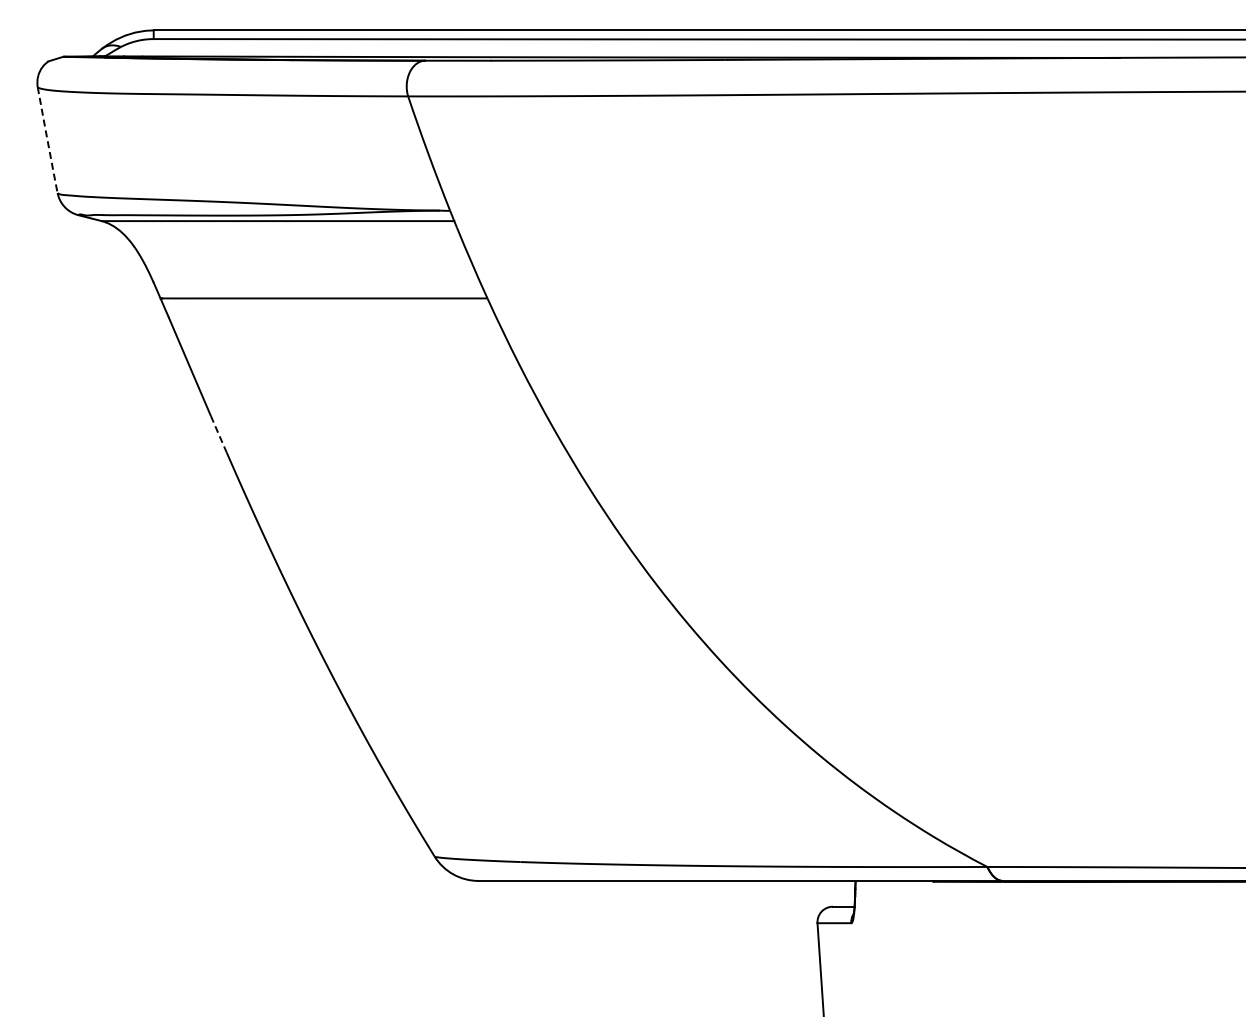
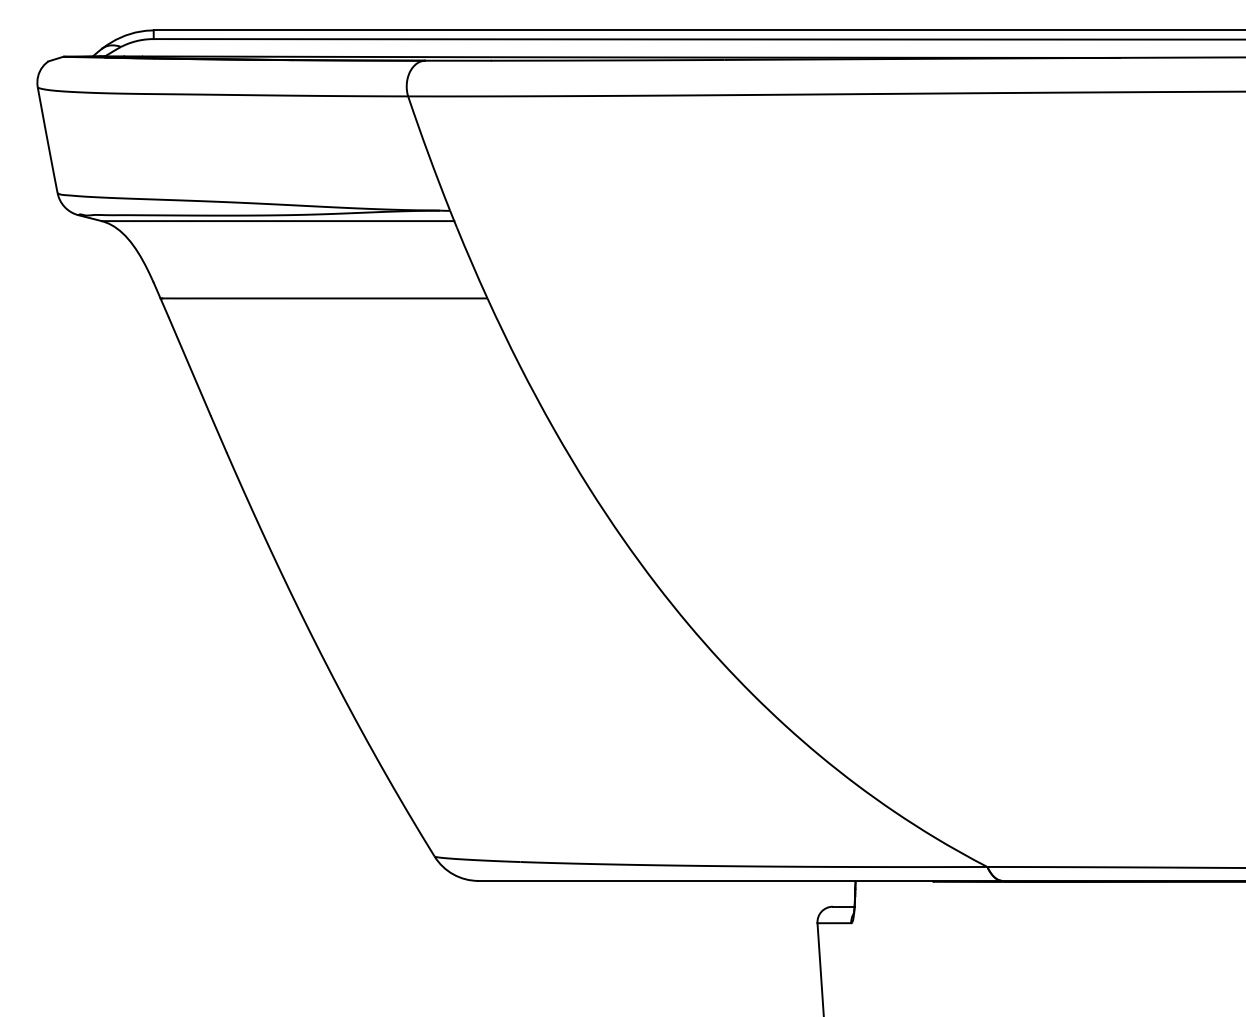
line: dashed -> solid (47, 140)
line: dashed -> solid (218, 434)
